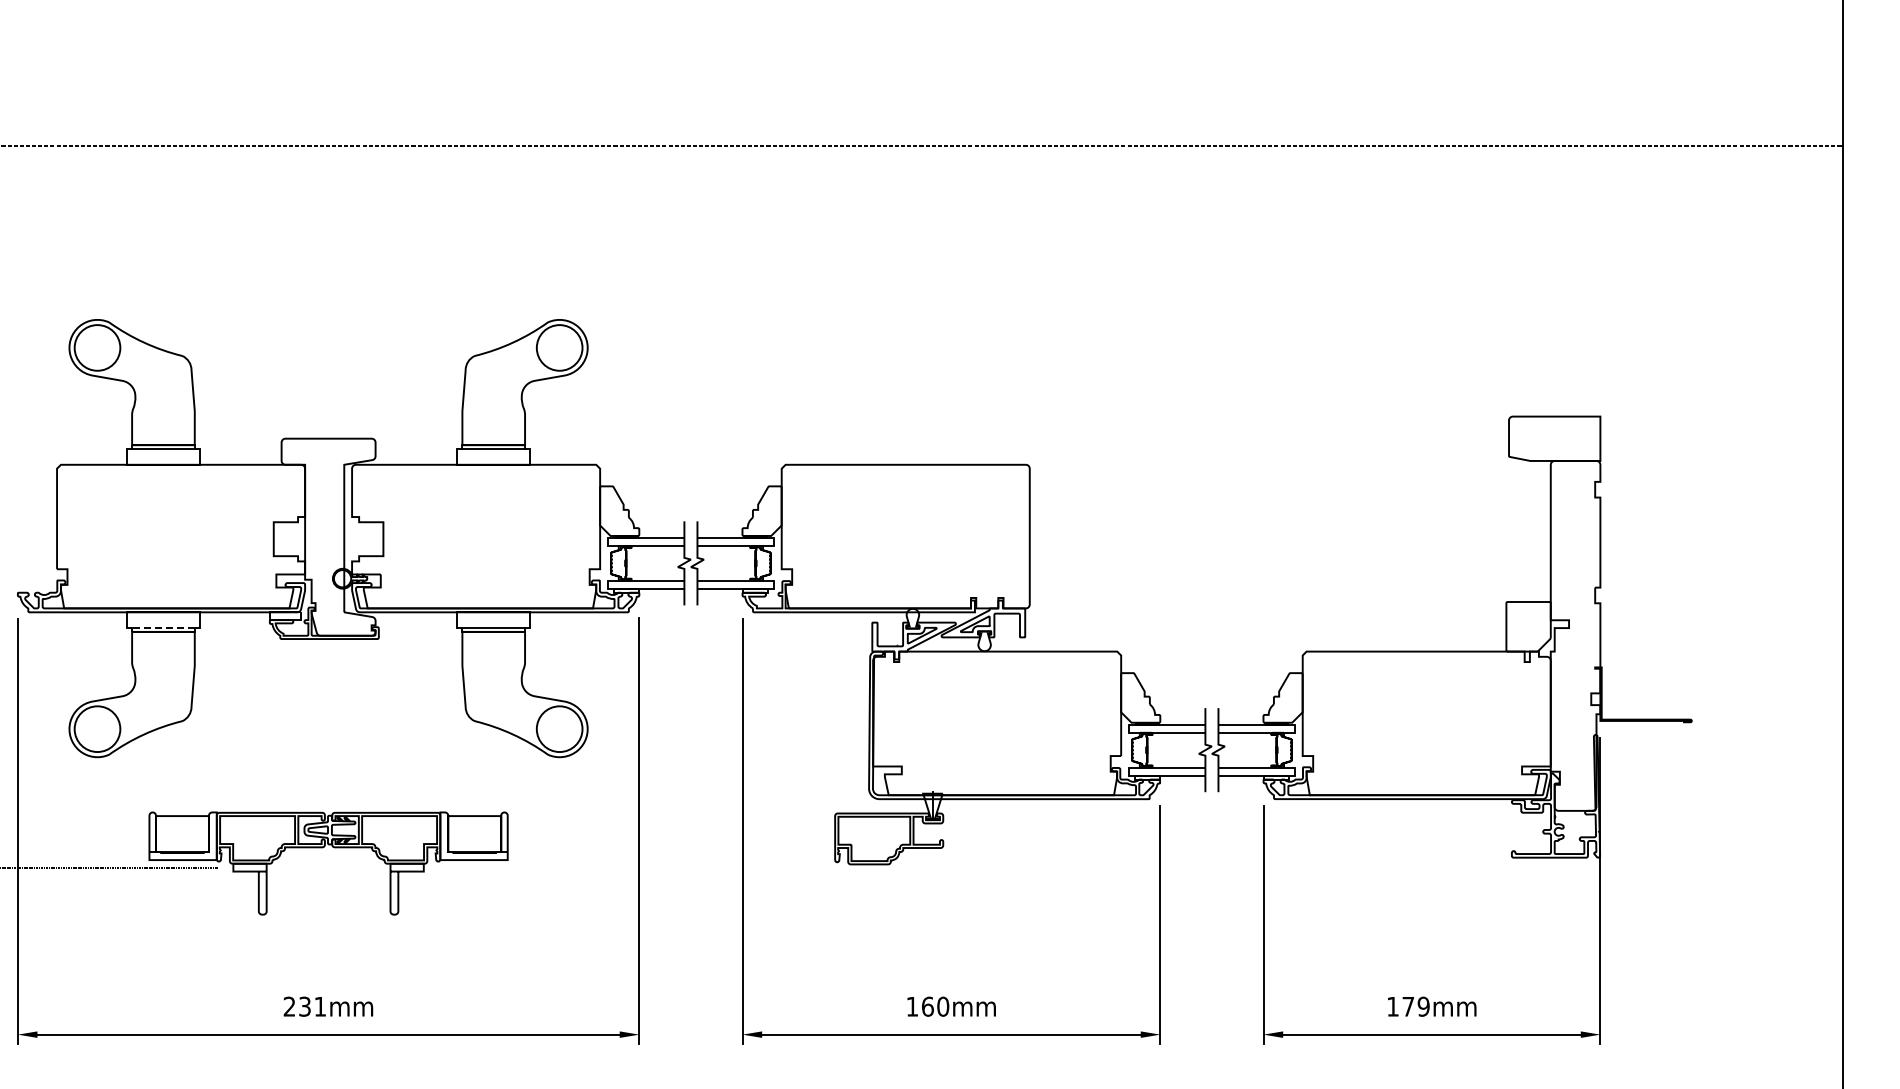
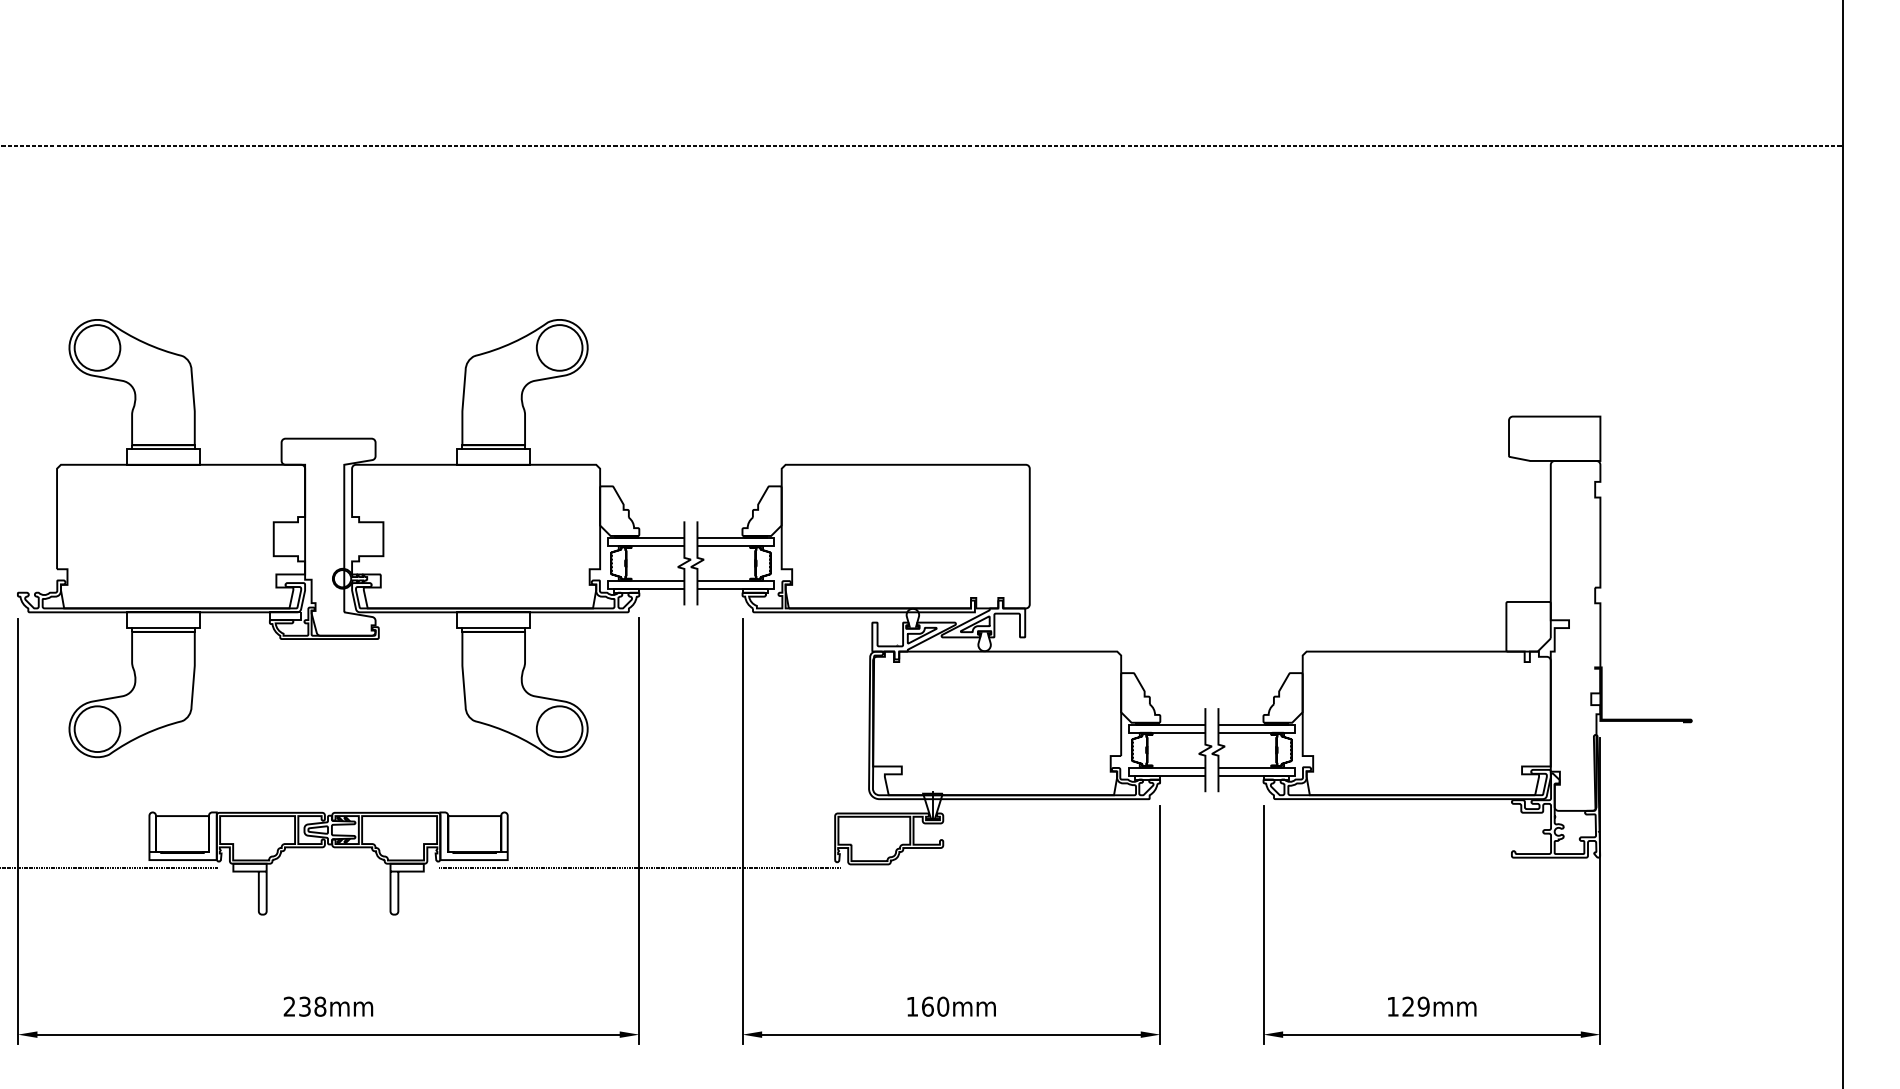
line: dashed -> solid (162, 627)
line: none -> present (640, 868)
text: 231mm -> 238mm (320, 1006)
text: 179mm -> 129mm (1407, 1006)
